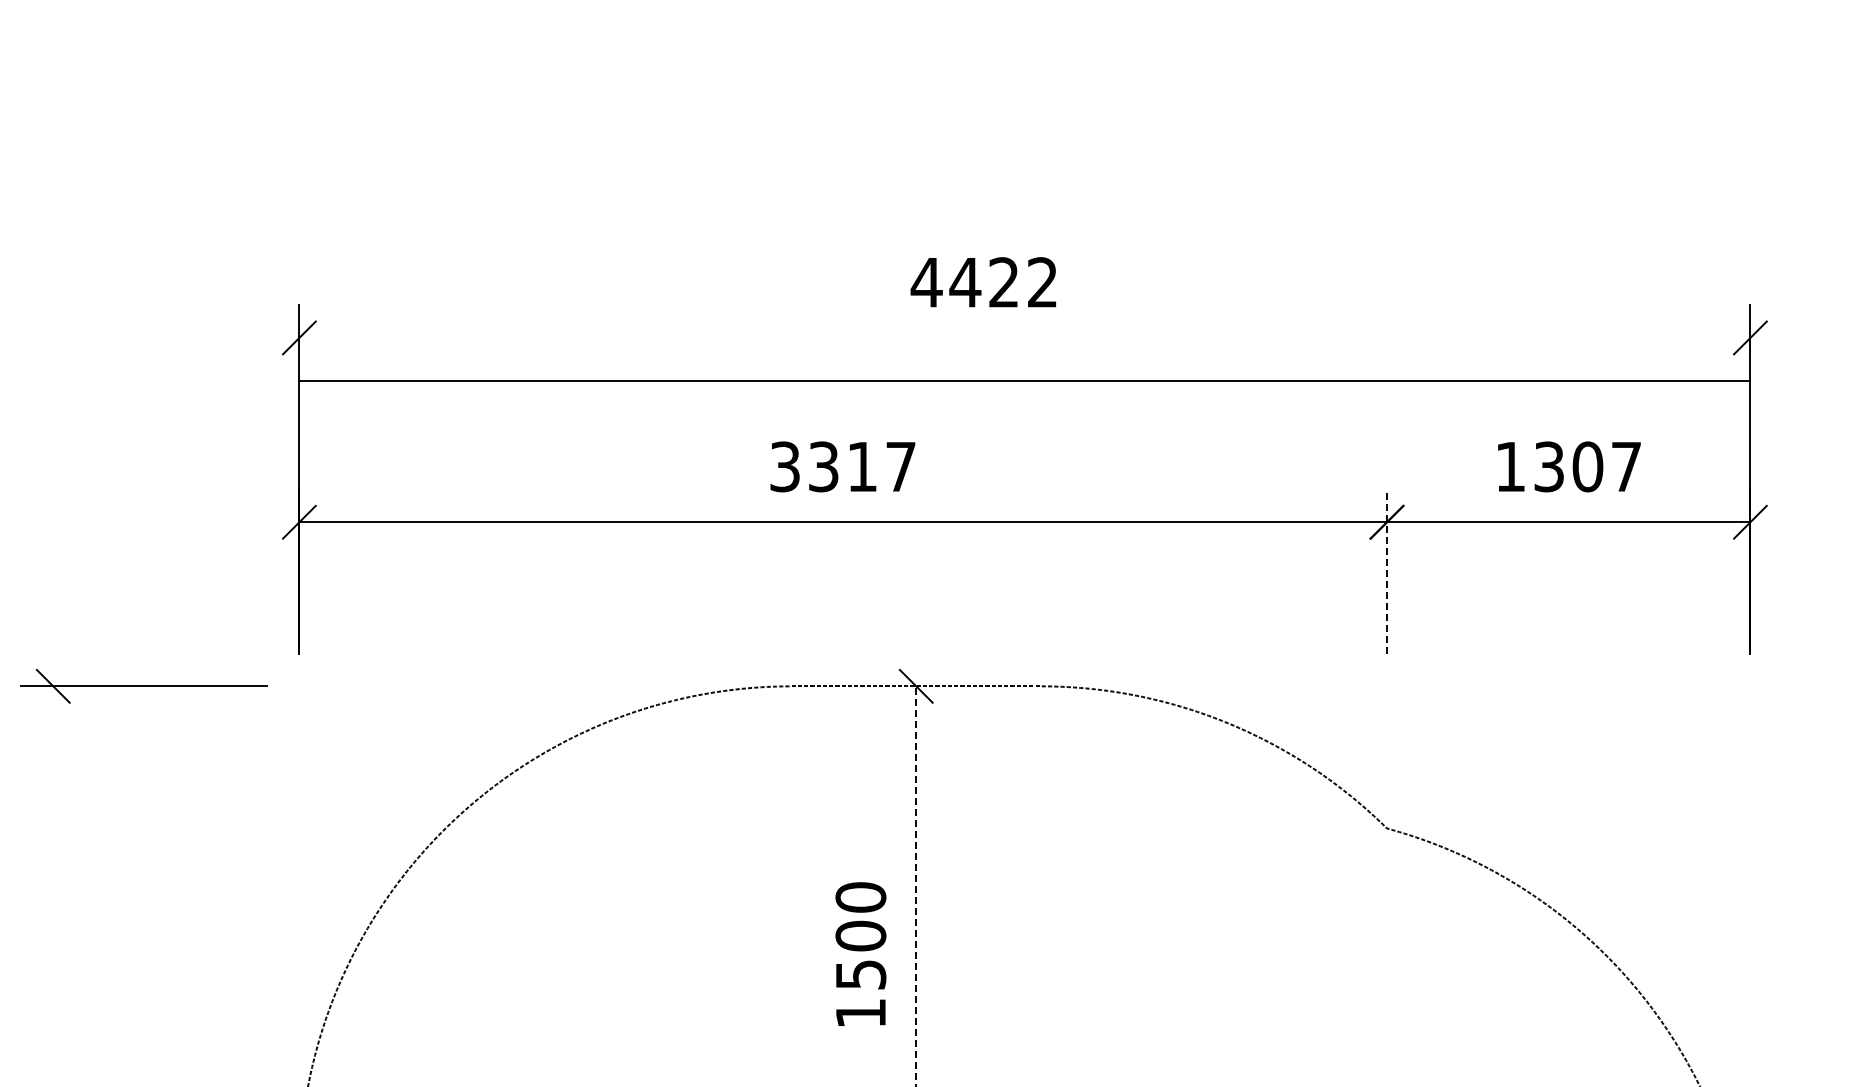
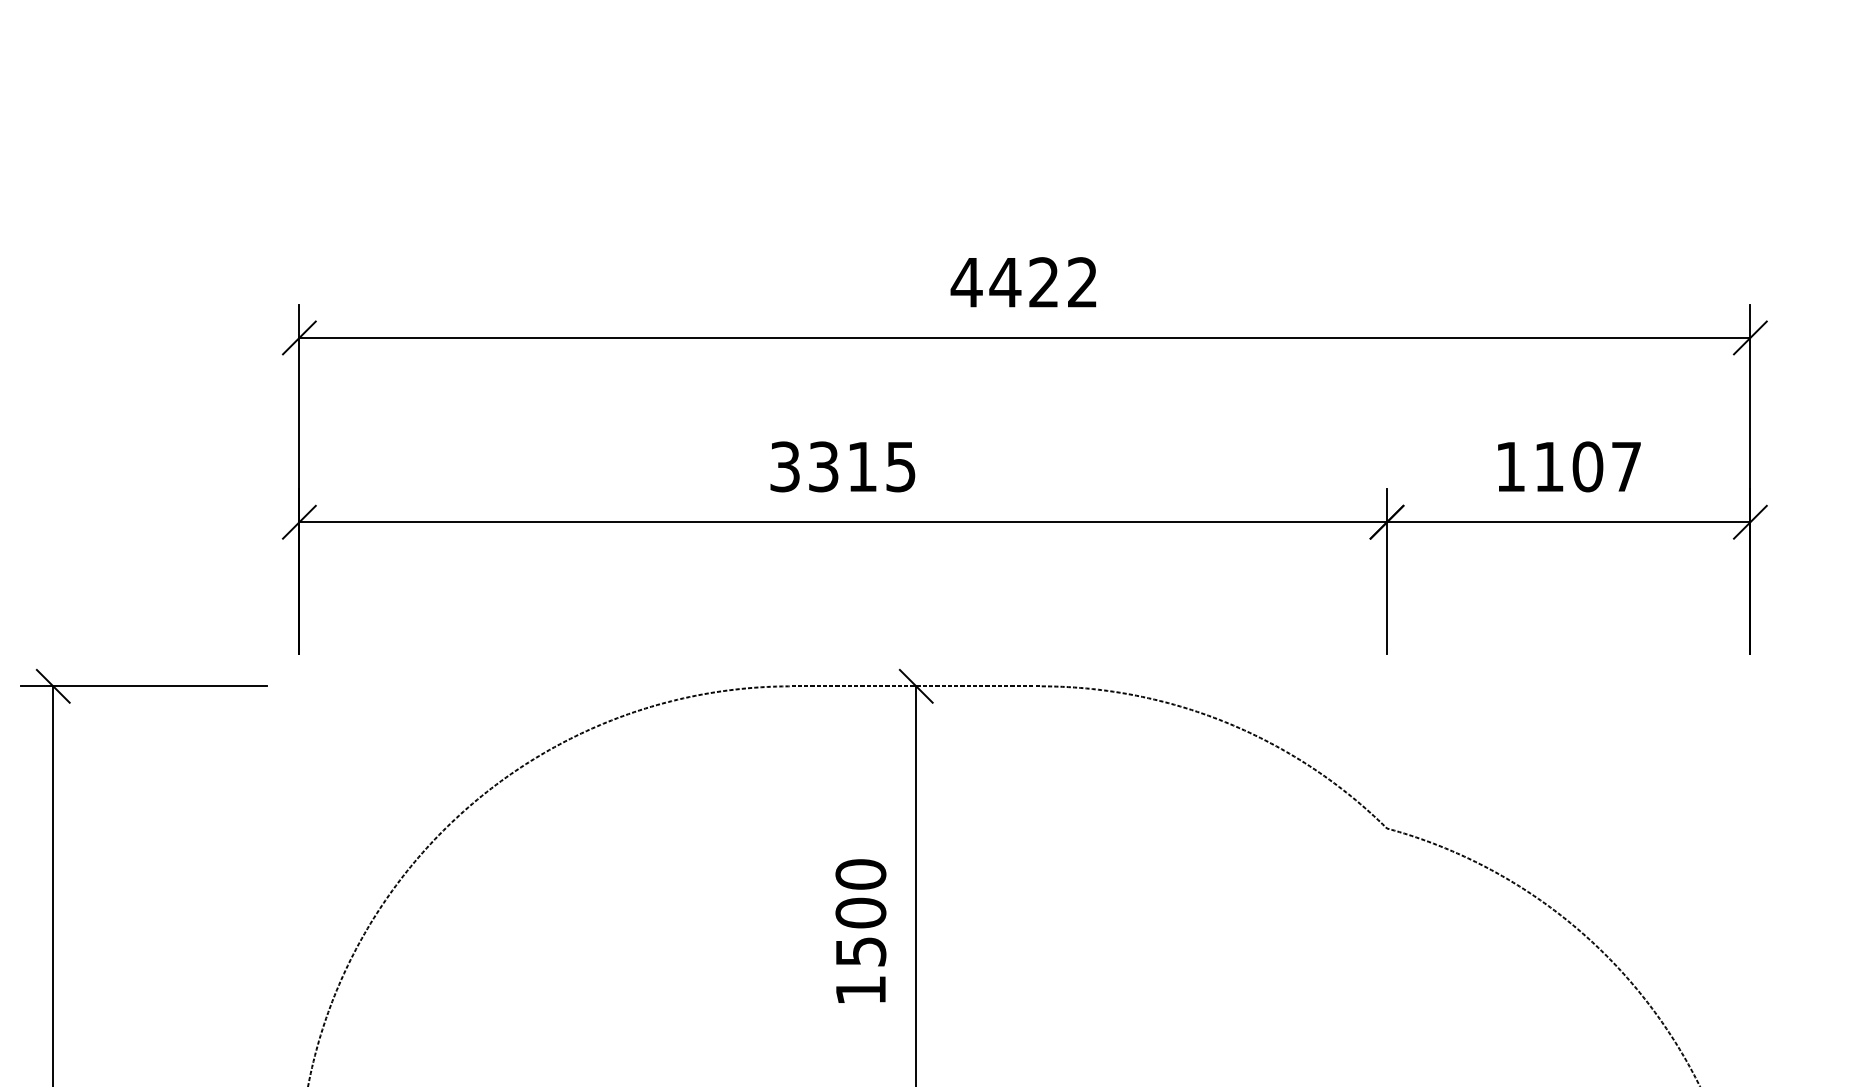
text position: (983, 282) -> (1023, 282) (1023, 282)
line position: (1024, 380) -> (1024, 337) (1024, 337)
text: 1307 -> 1107 (1548, 466)
text: 3317 -> 3315 (900, 467)
line: dashed -> solid (1387, 571)
line: none -> present (53, 884)
line: dashed -> solid (916, 886)
text position: (860, 953) -> (860, 930) (860, 930)
